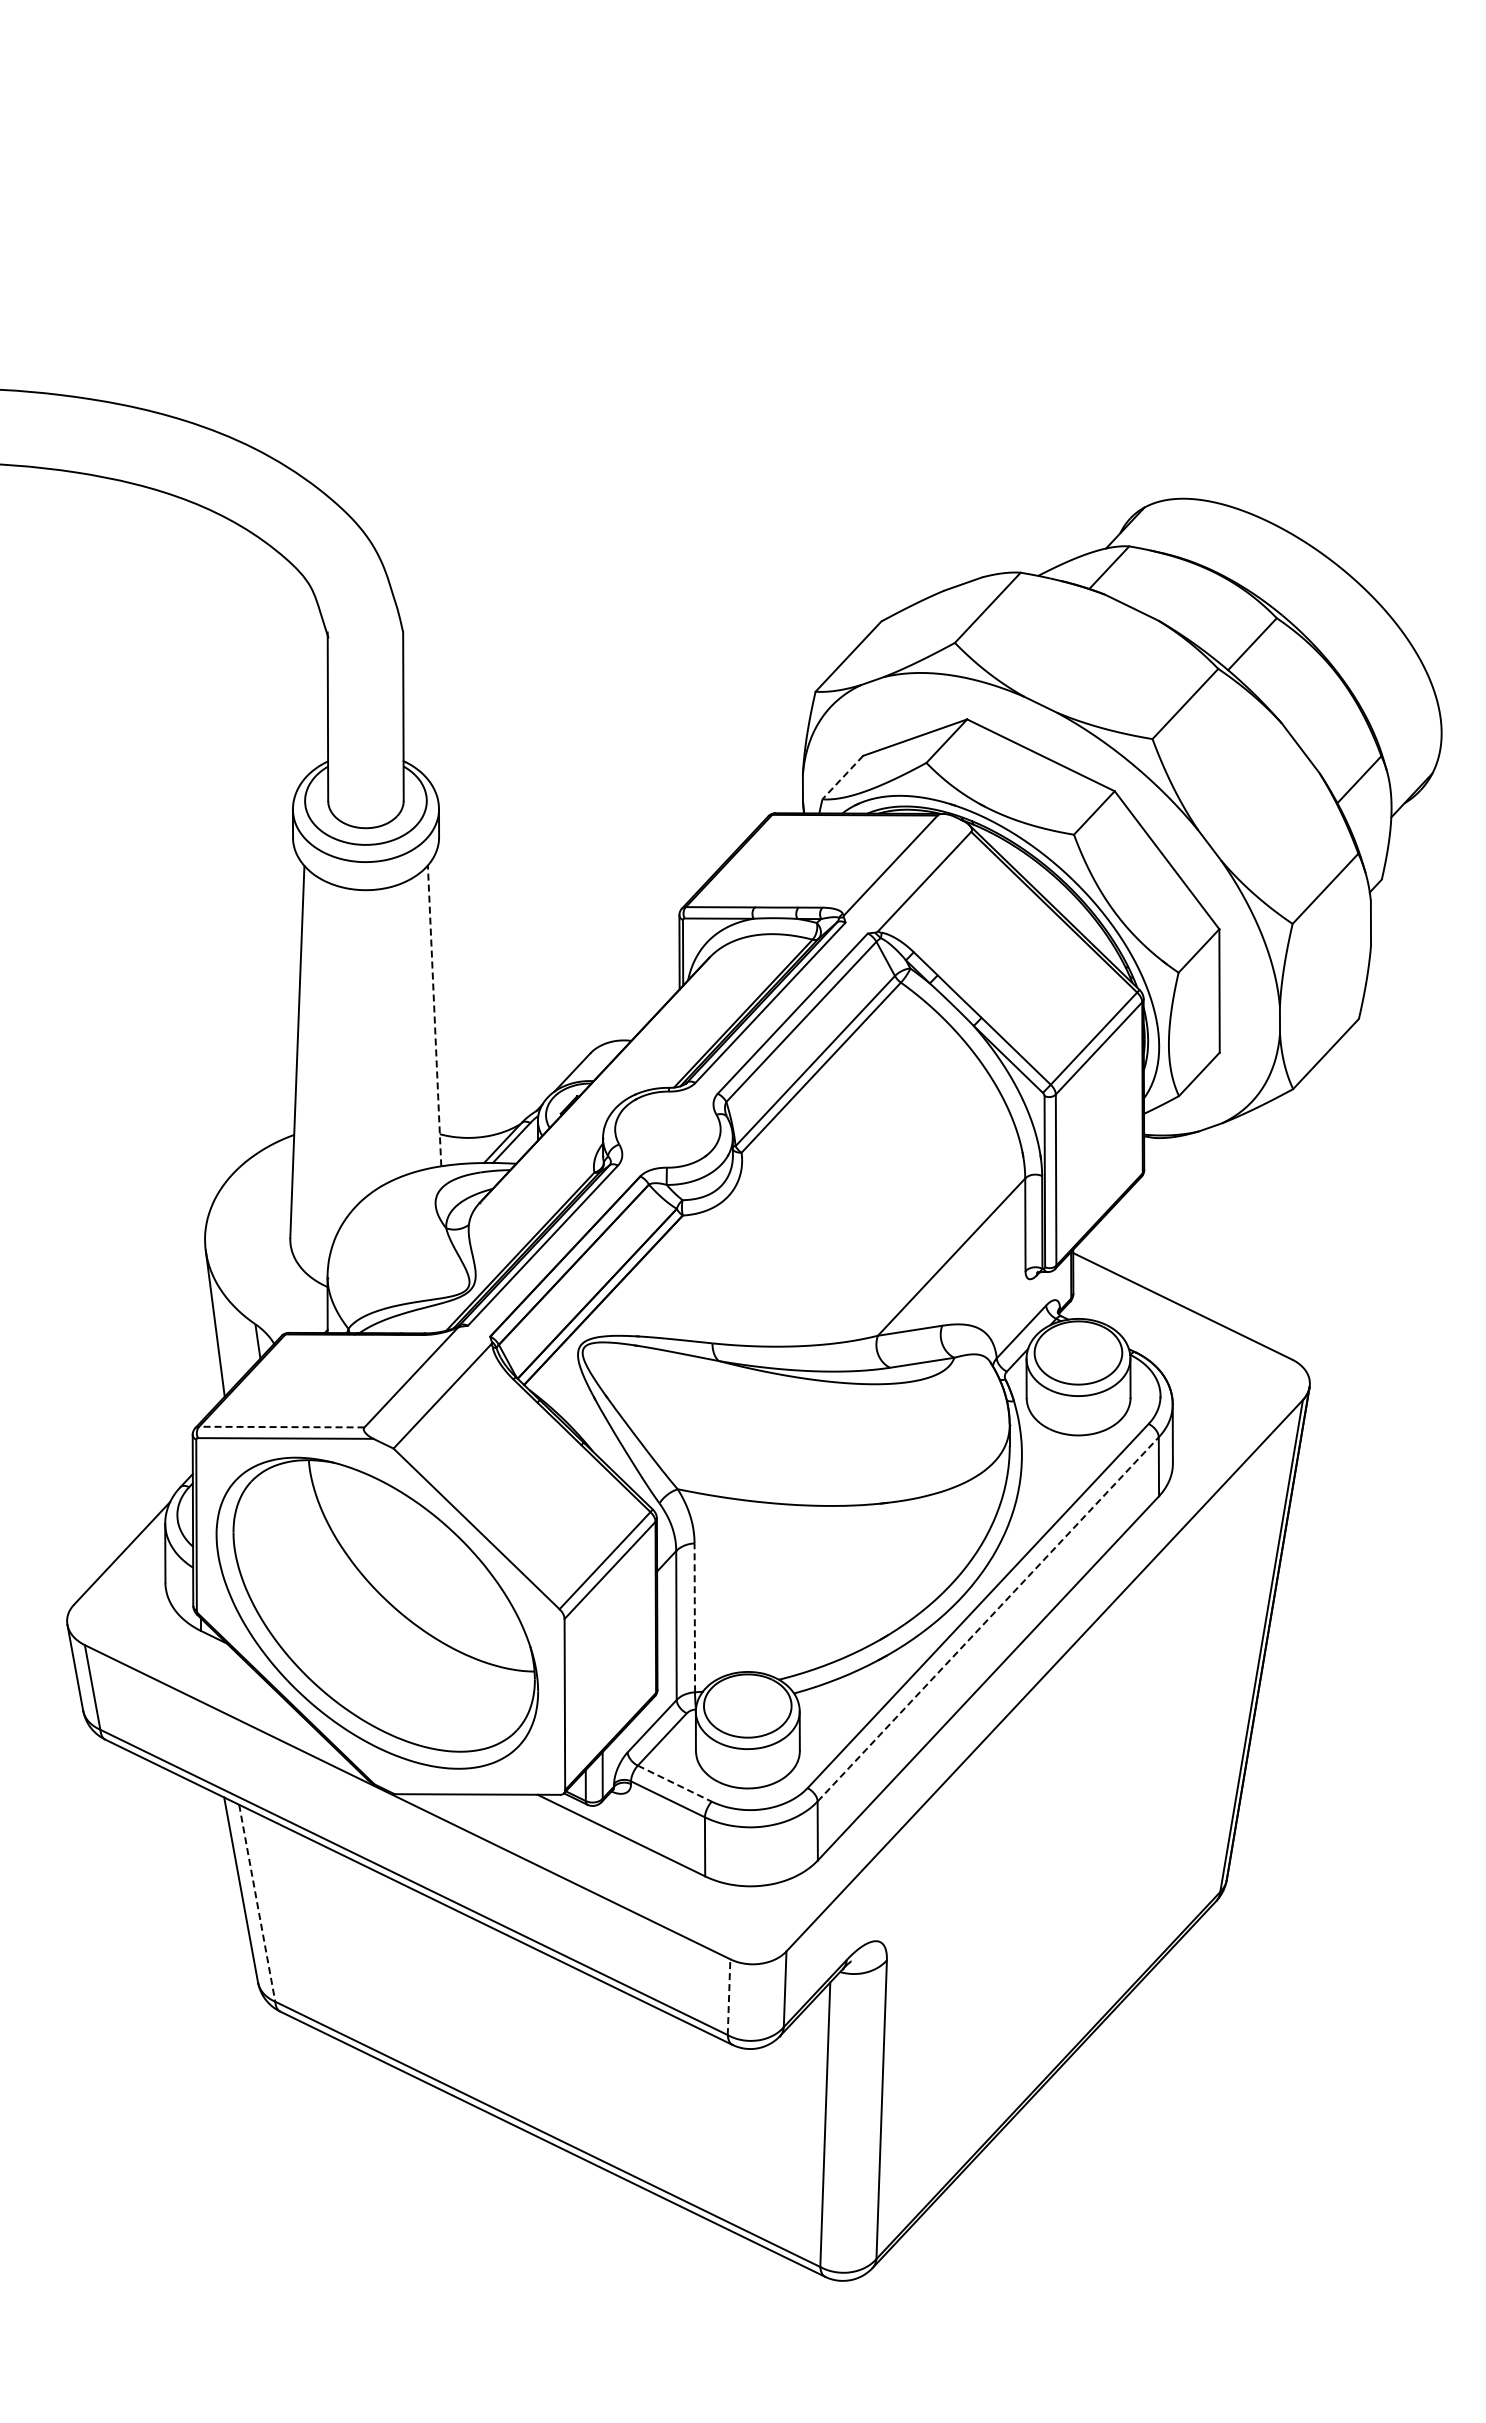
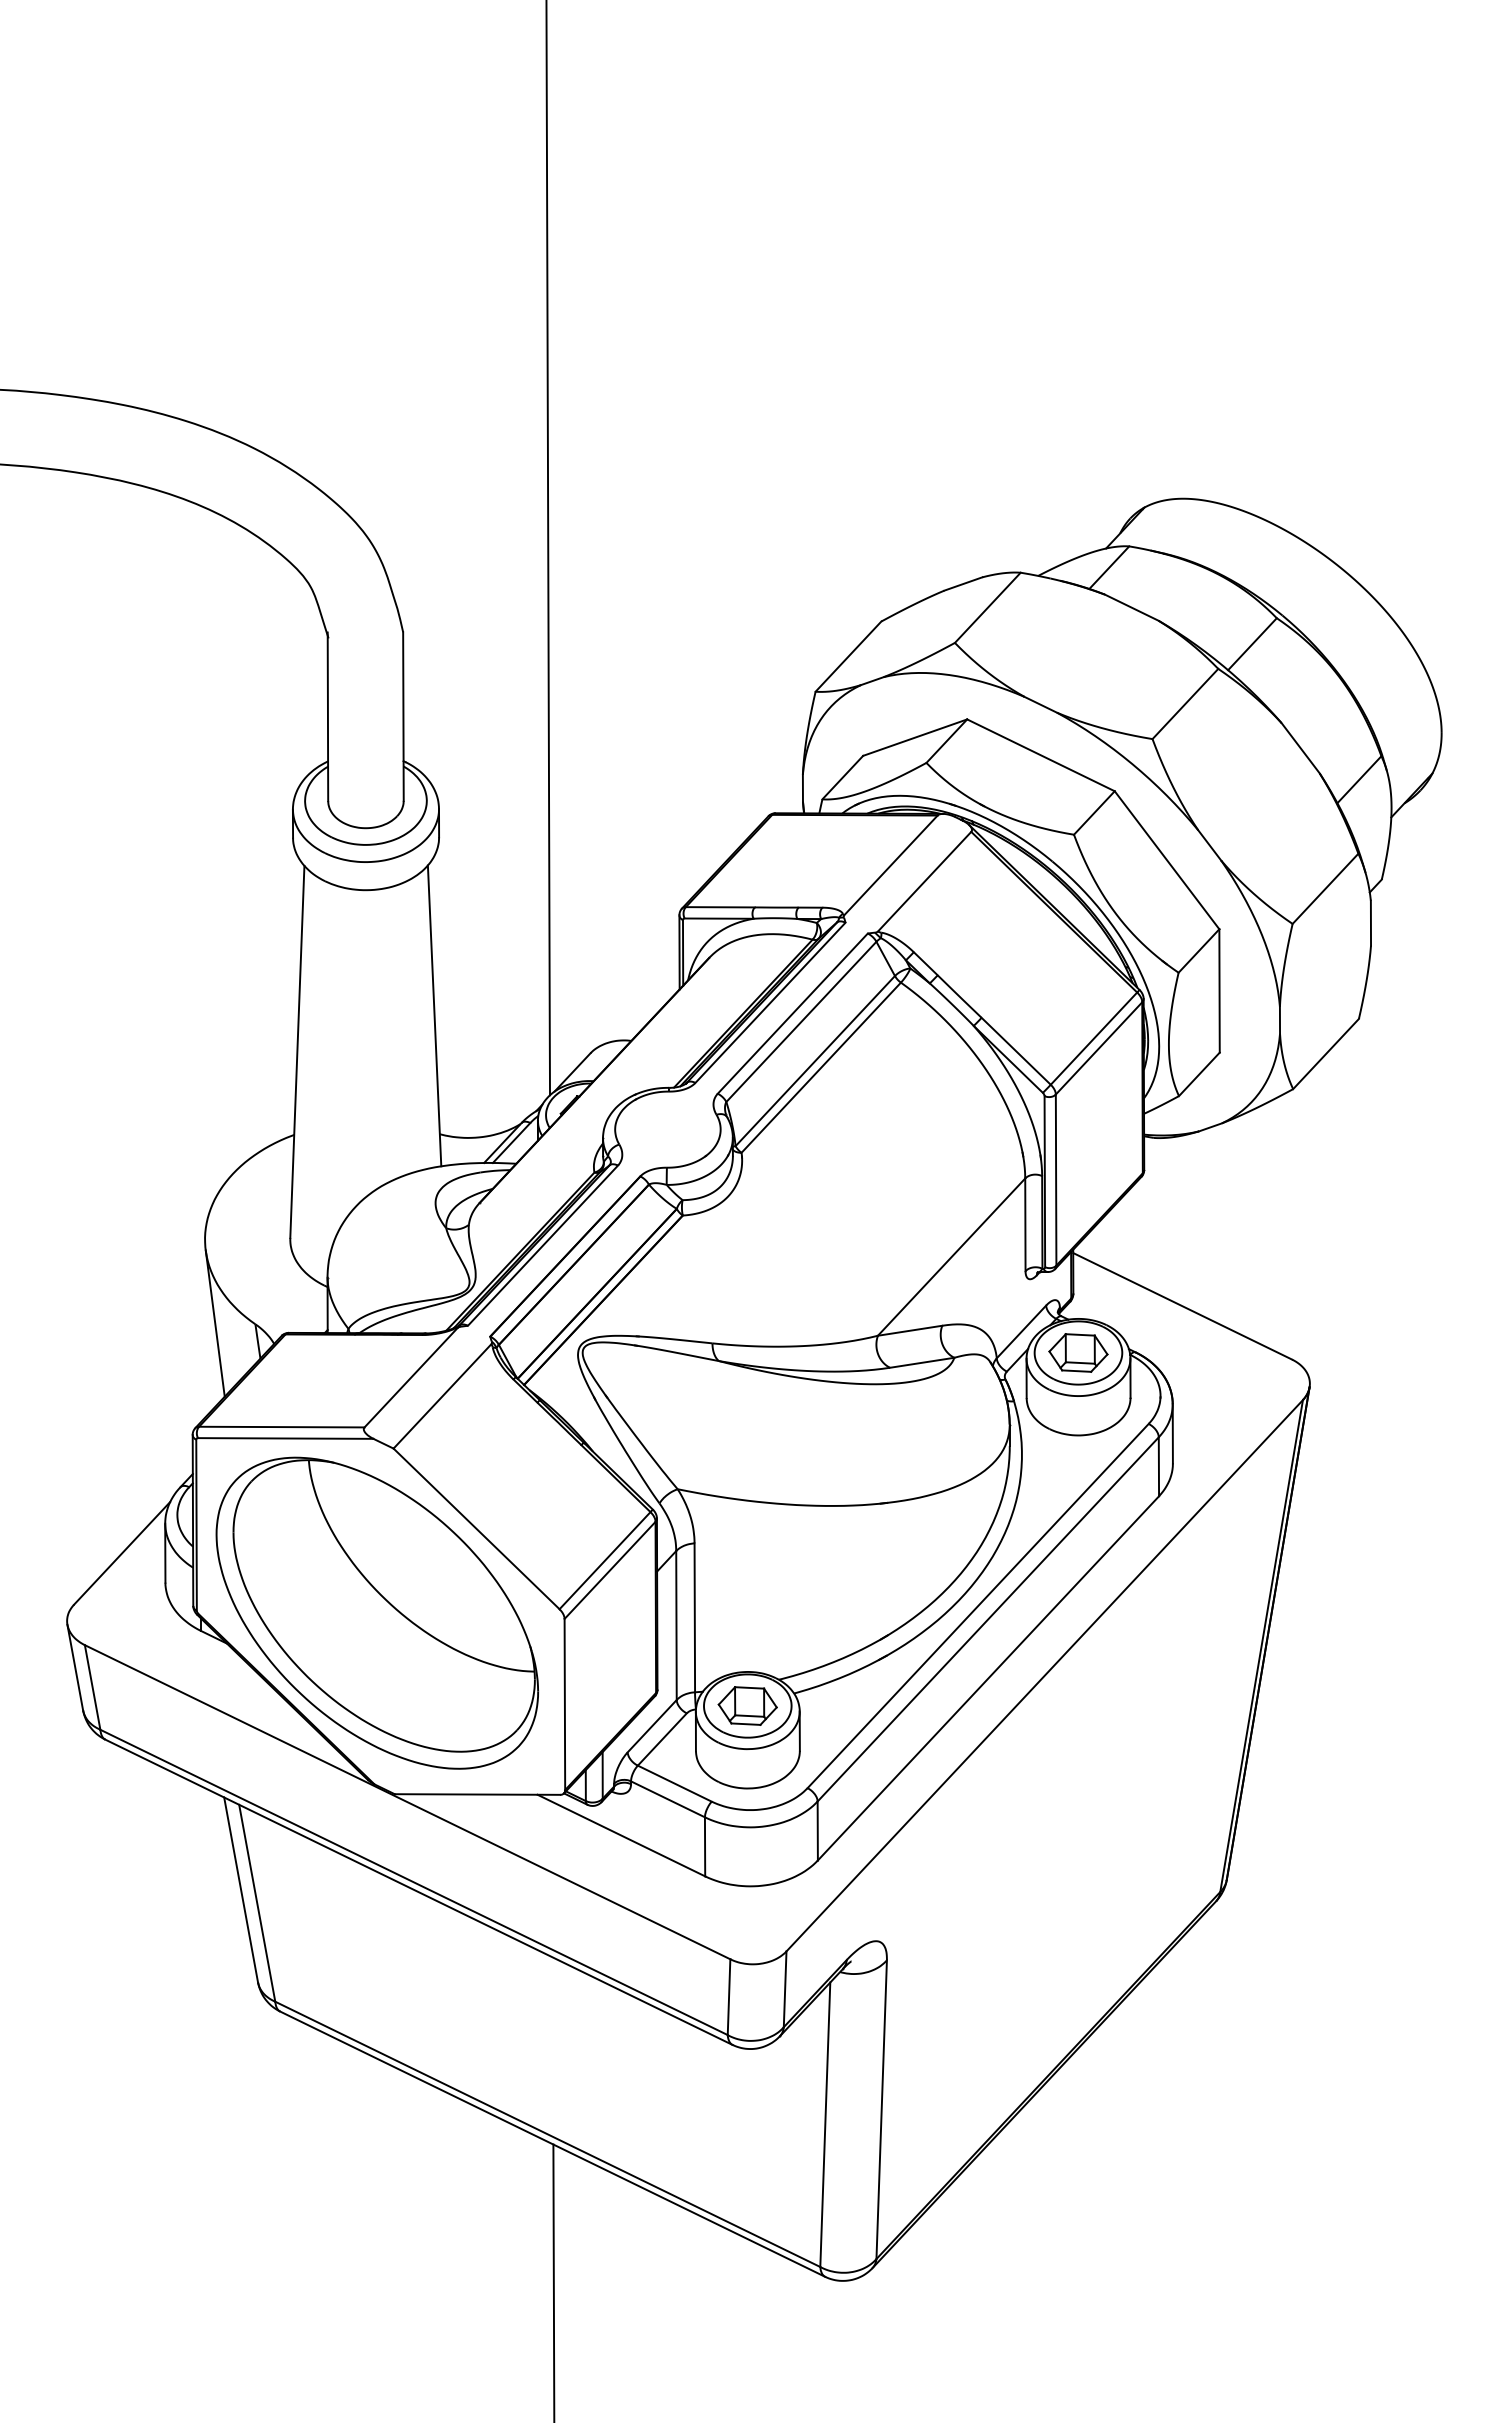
line: none -> present (548, 548)
line: dashed -> solid (842, 777)
line: dashed -> solid (434, 1015)
part: none -> present (1078, 1352)
line: dashed -> solid (281, 1427)
line: dashed -> solid (694, 1617)
line: dashed -> solid (988, 1619)
part: none -> present (747, 1705)
line: dashed -> solid (675, 1783)
line: dashed -> solid (257, 1903)
line: dashed -> solid (729, 1997)
line: none -> present (553, 2281)
